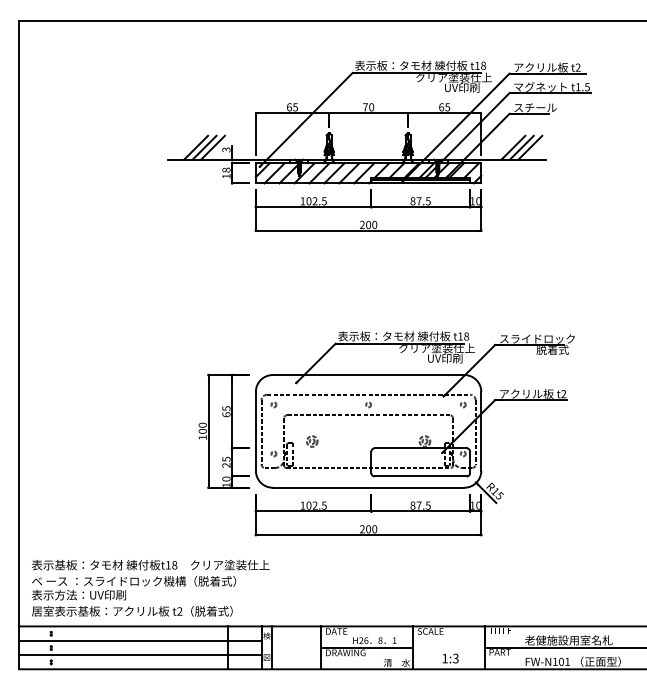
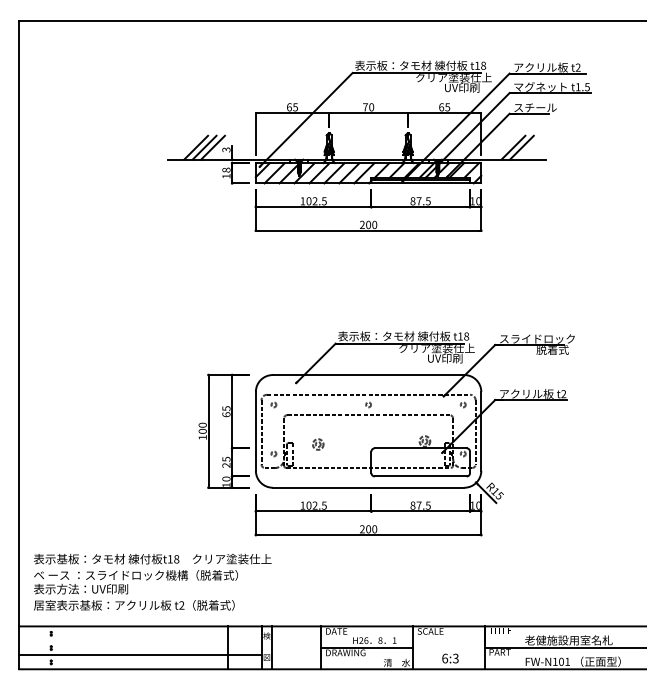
line: present -> none (530, 147)
part position: (312, 441) -> (318, 444) (318, 444)
text position: (150, 587) -> (152, 581) (152, 581)
line: present -> none (140, 640)
text: 1:3 -> 6:3 (445, 658)
